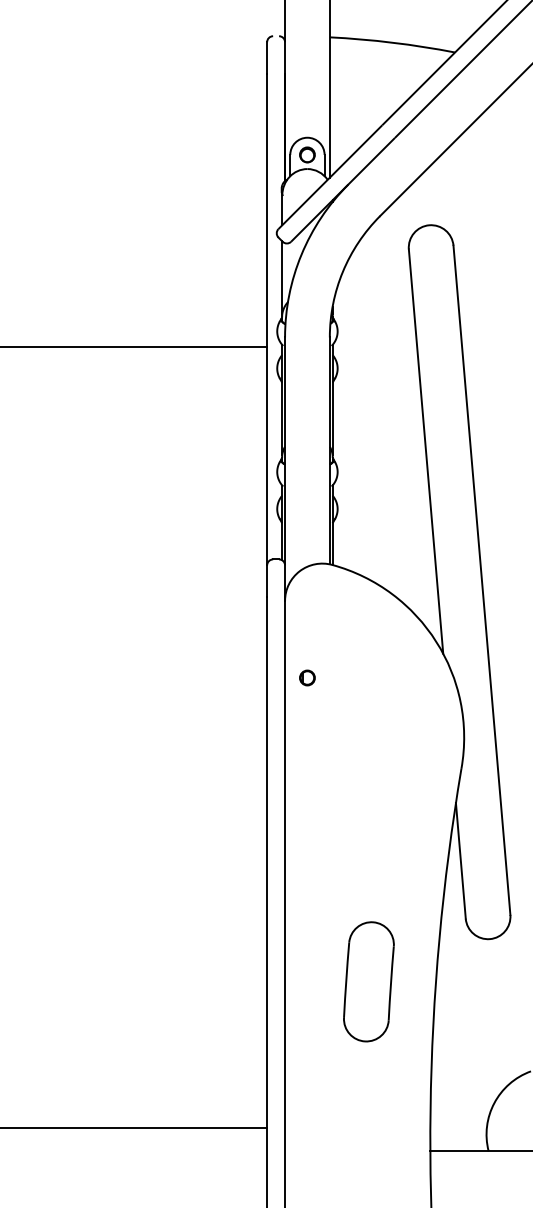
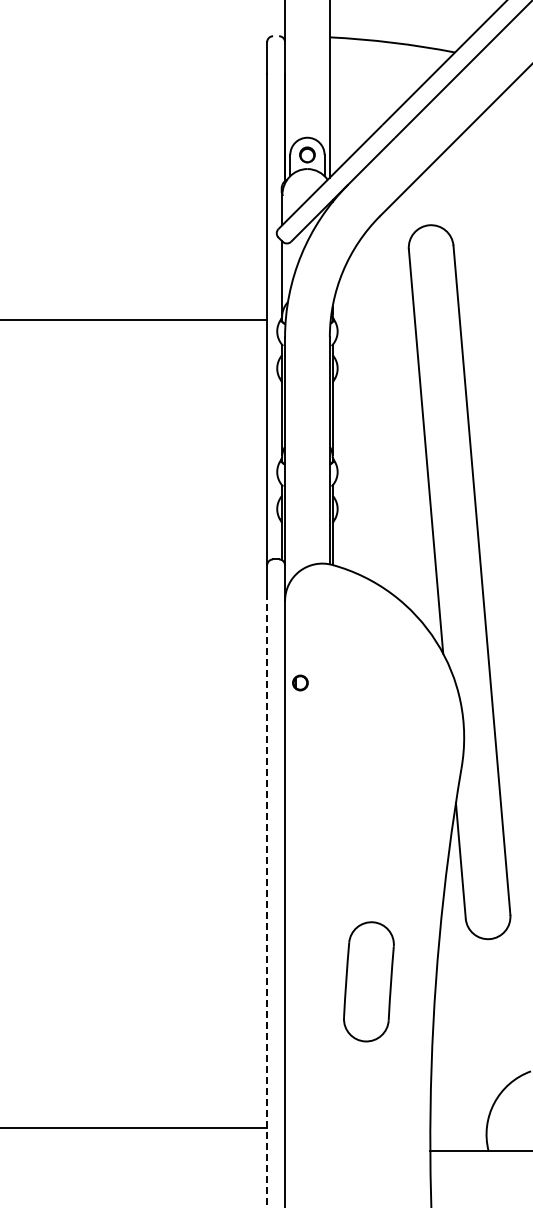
line position: (134, 347) -> (134, 320) (134, 320)
part position: (307, 677) -> (300, 682) (300, 682)
line: solid -> dashed (267, 901)
